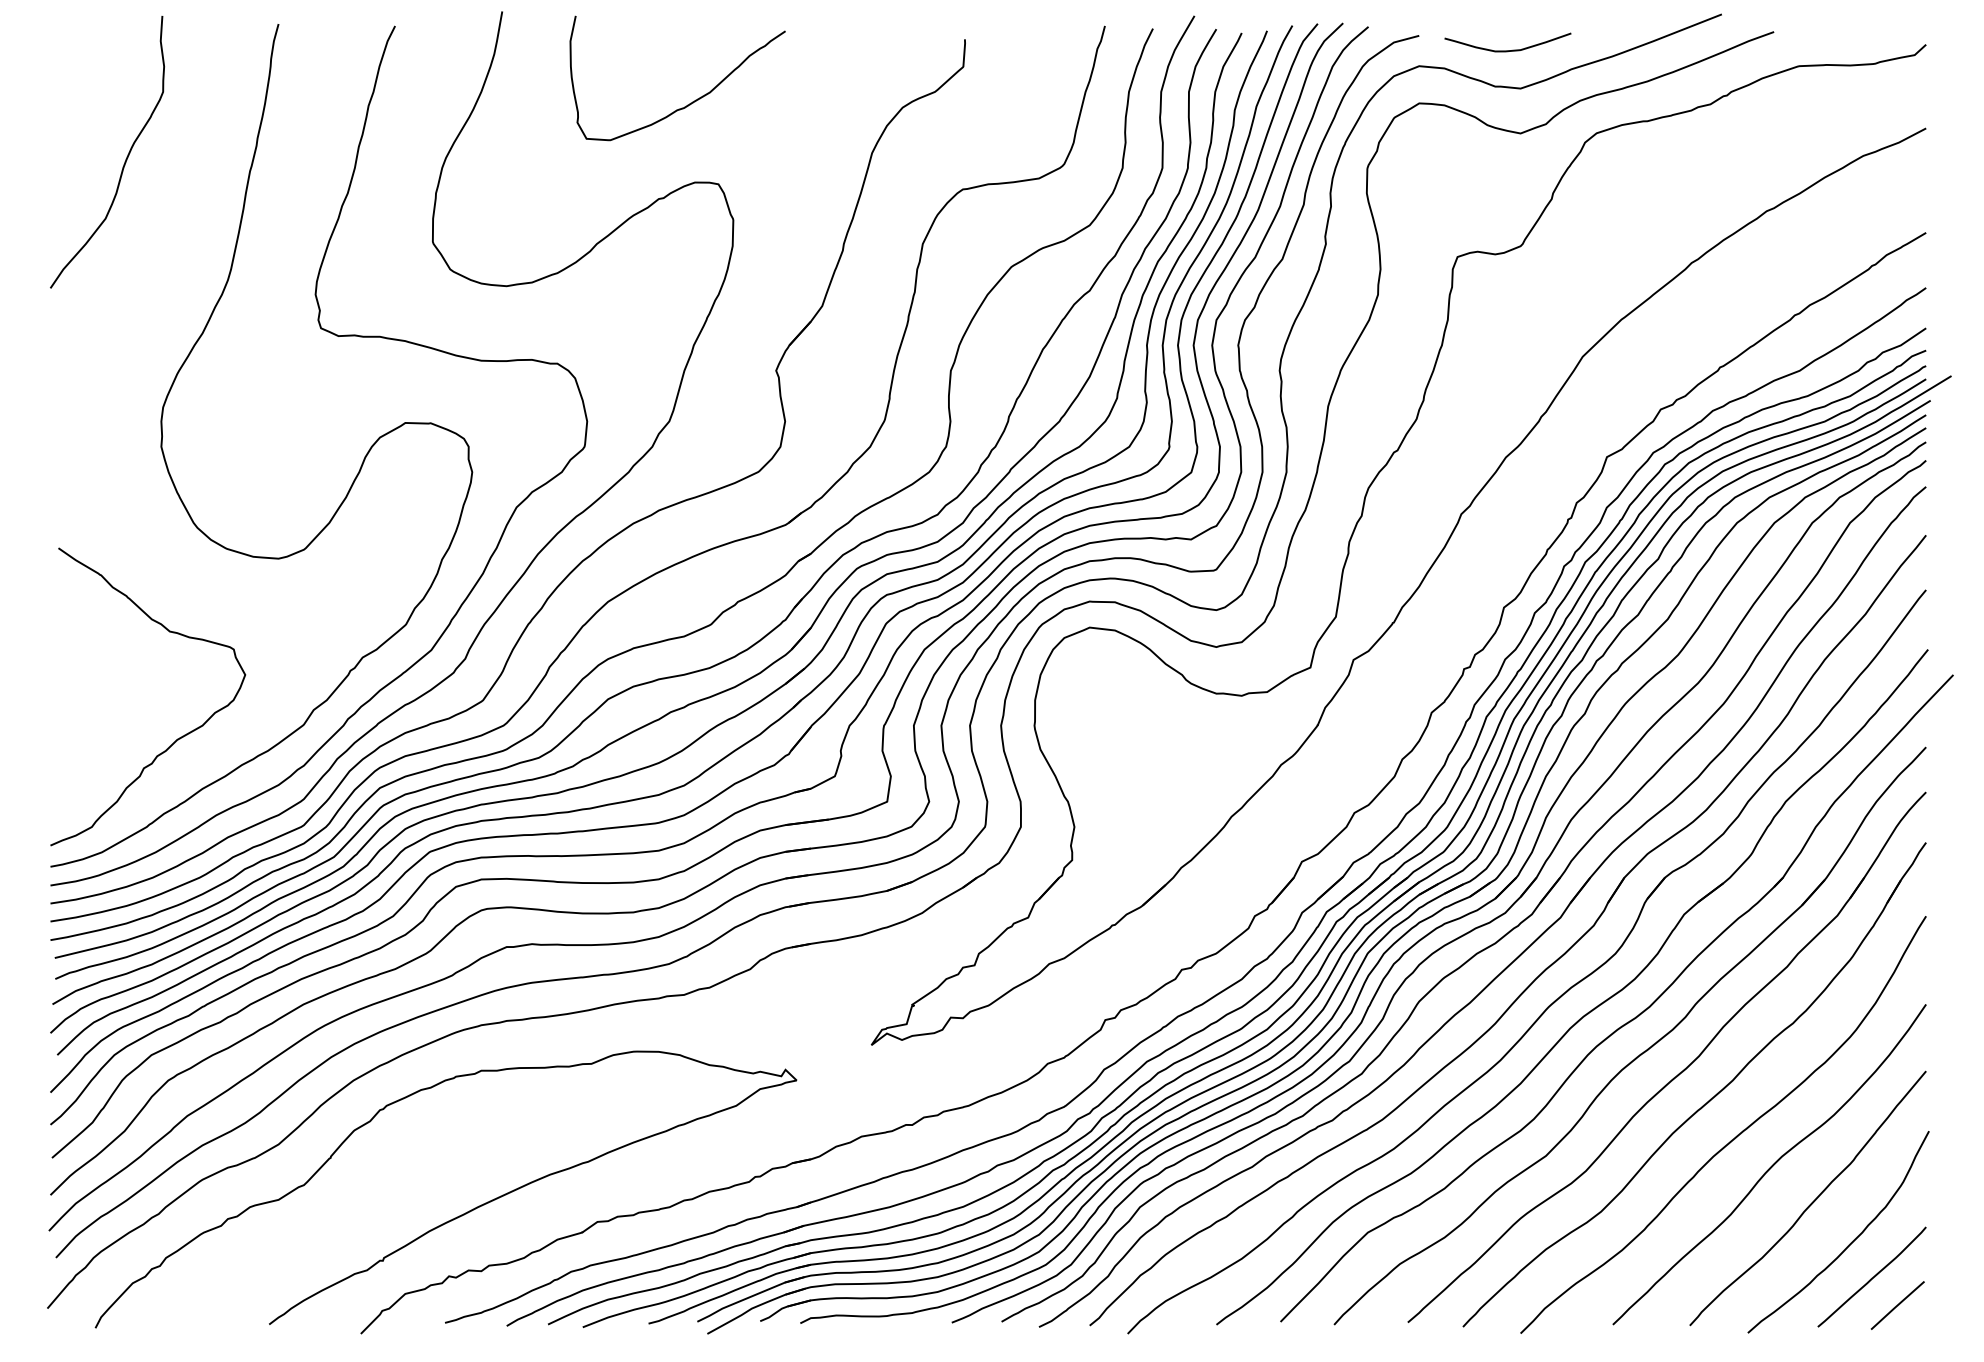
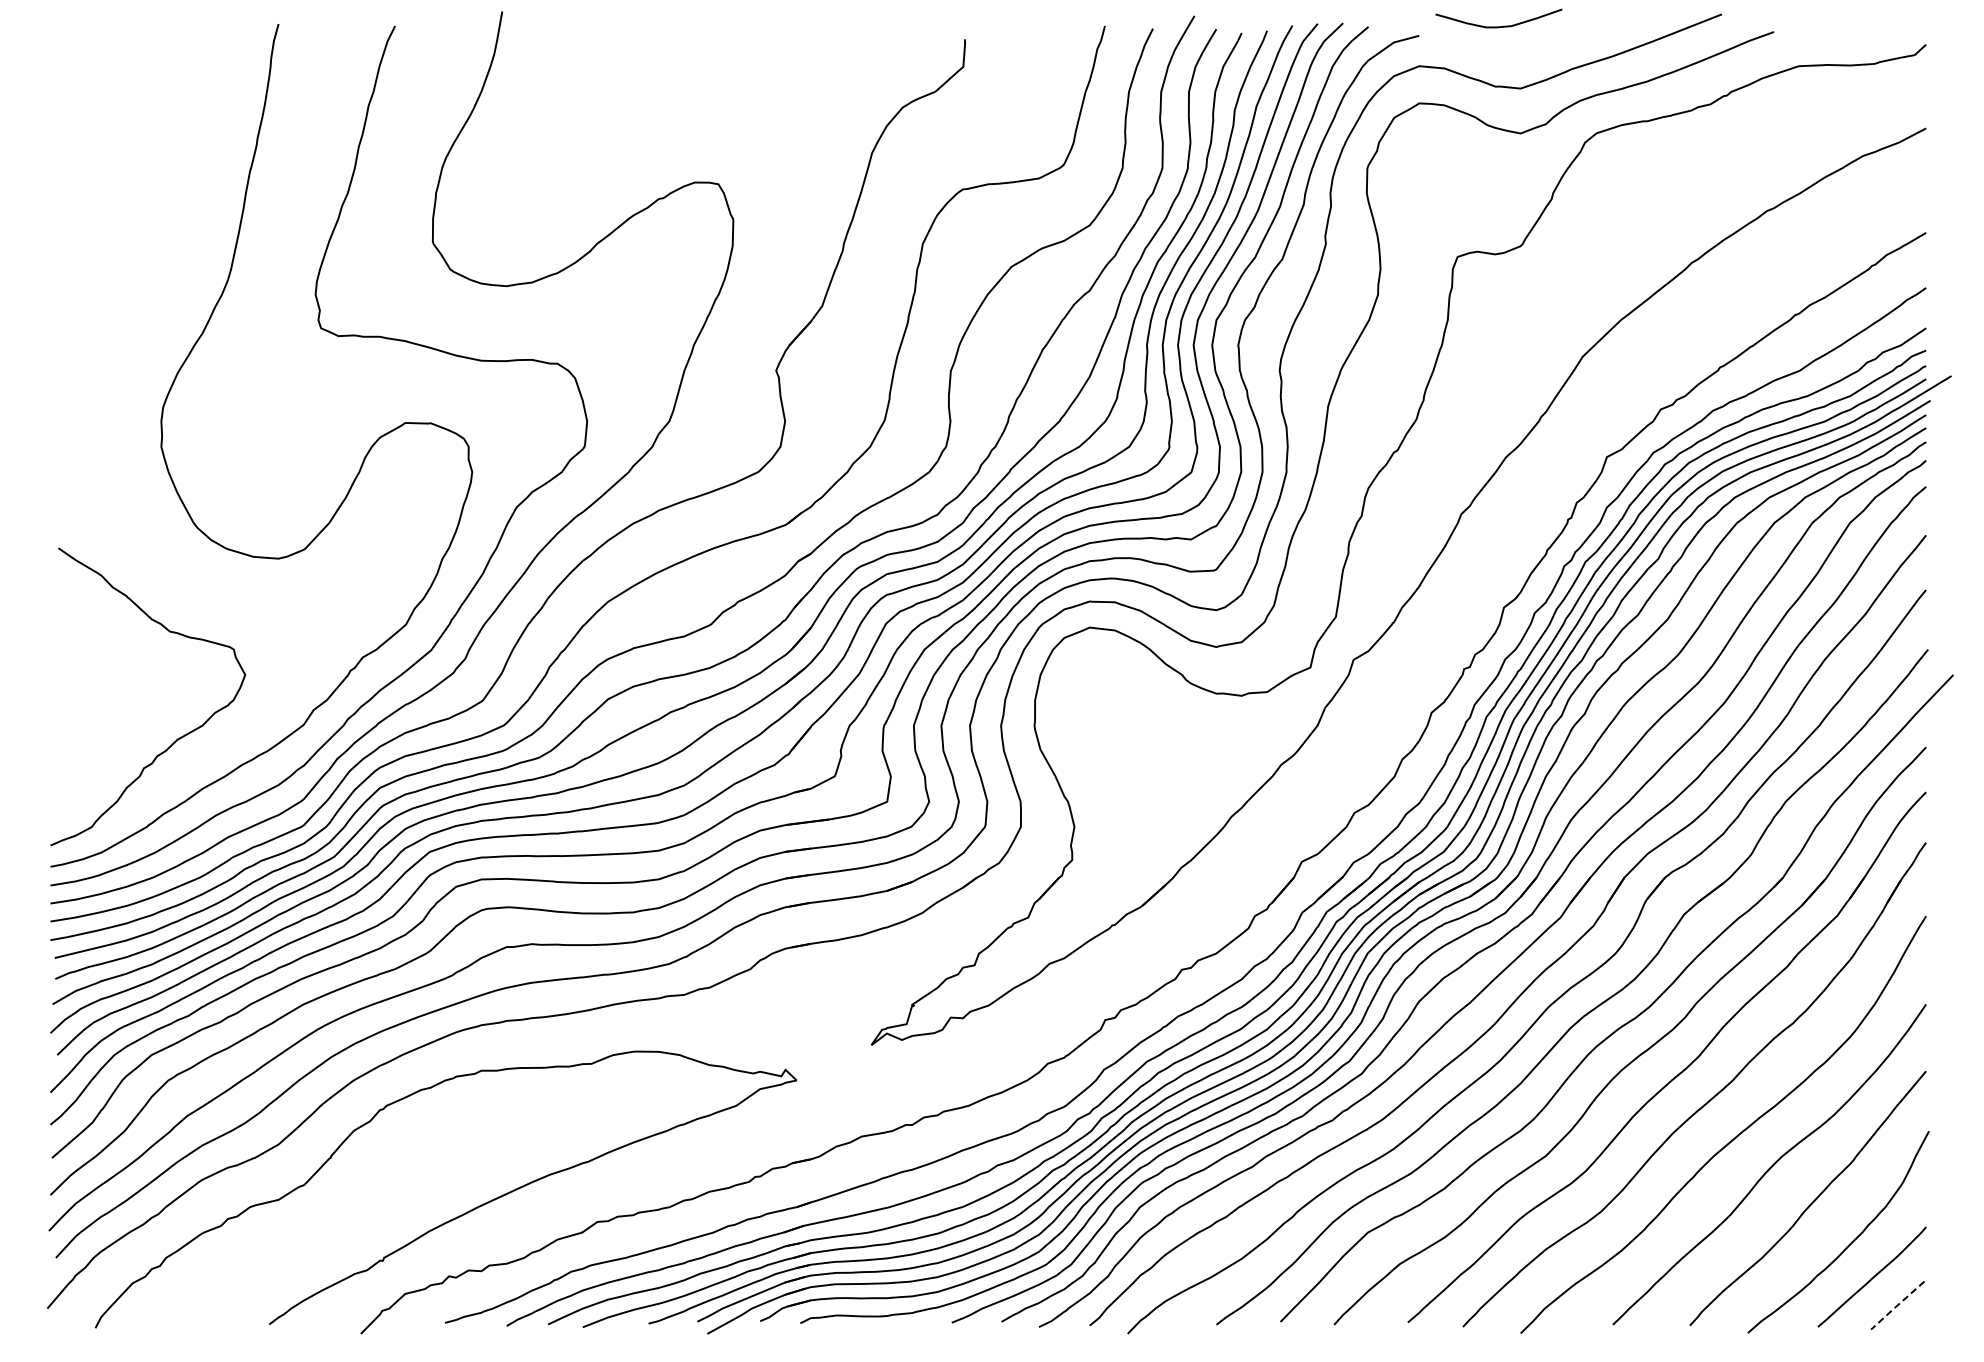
curve position: (1507, 50) -> (1498, 26) (1498, 26)
curve: present -> none (690, 102)
curve: present -> none (124, 161)
line: solid -> dashed (1897, 1305)
